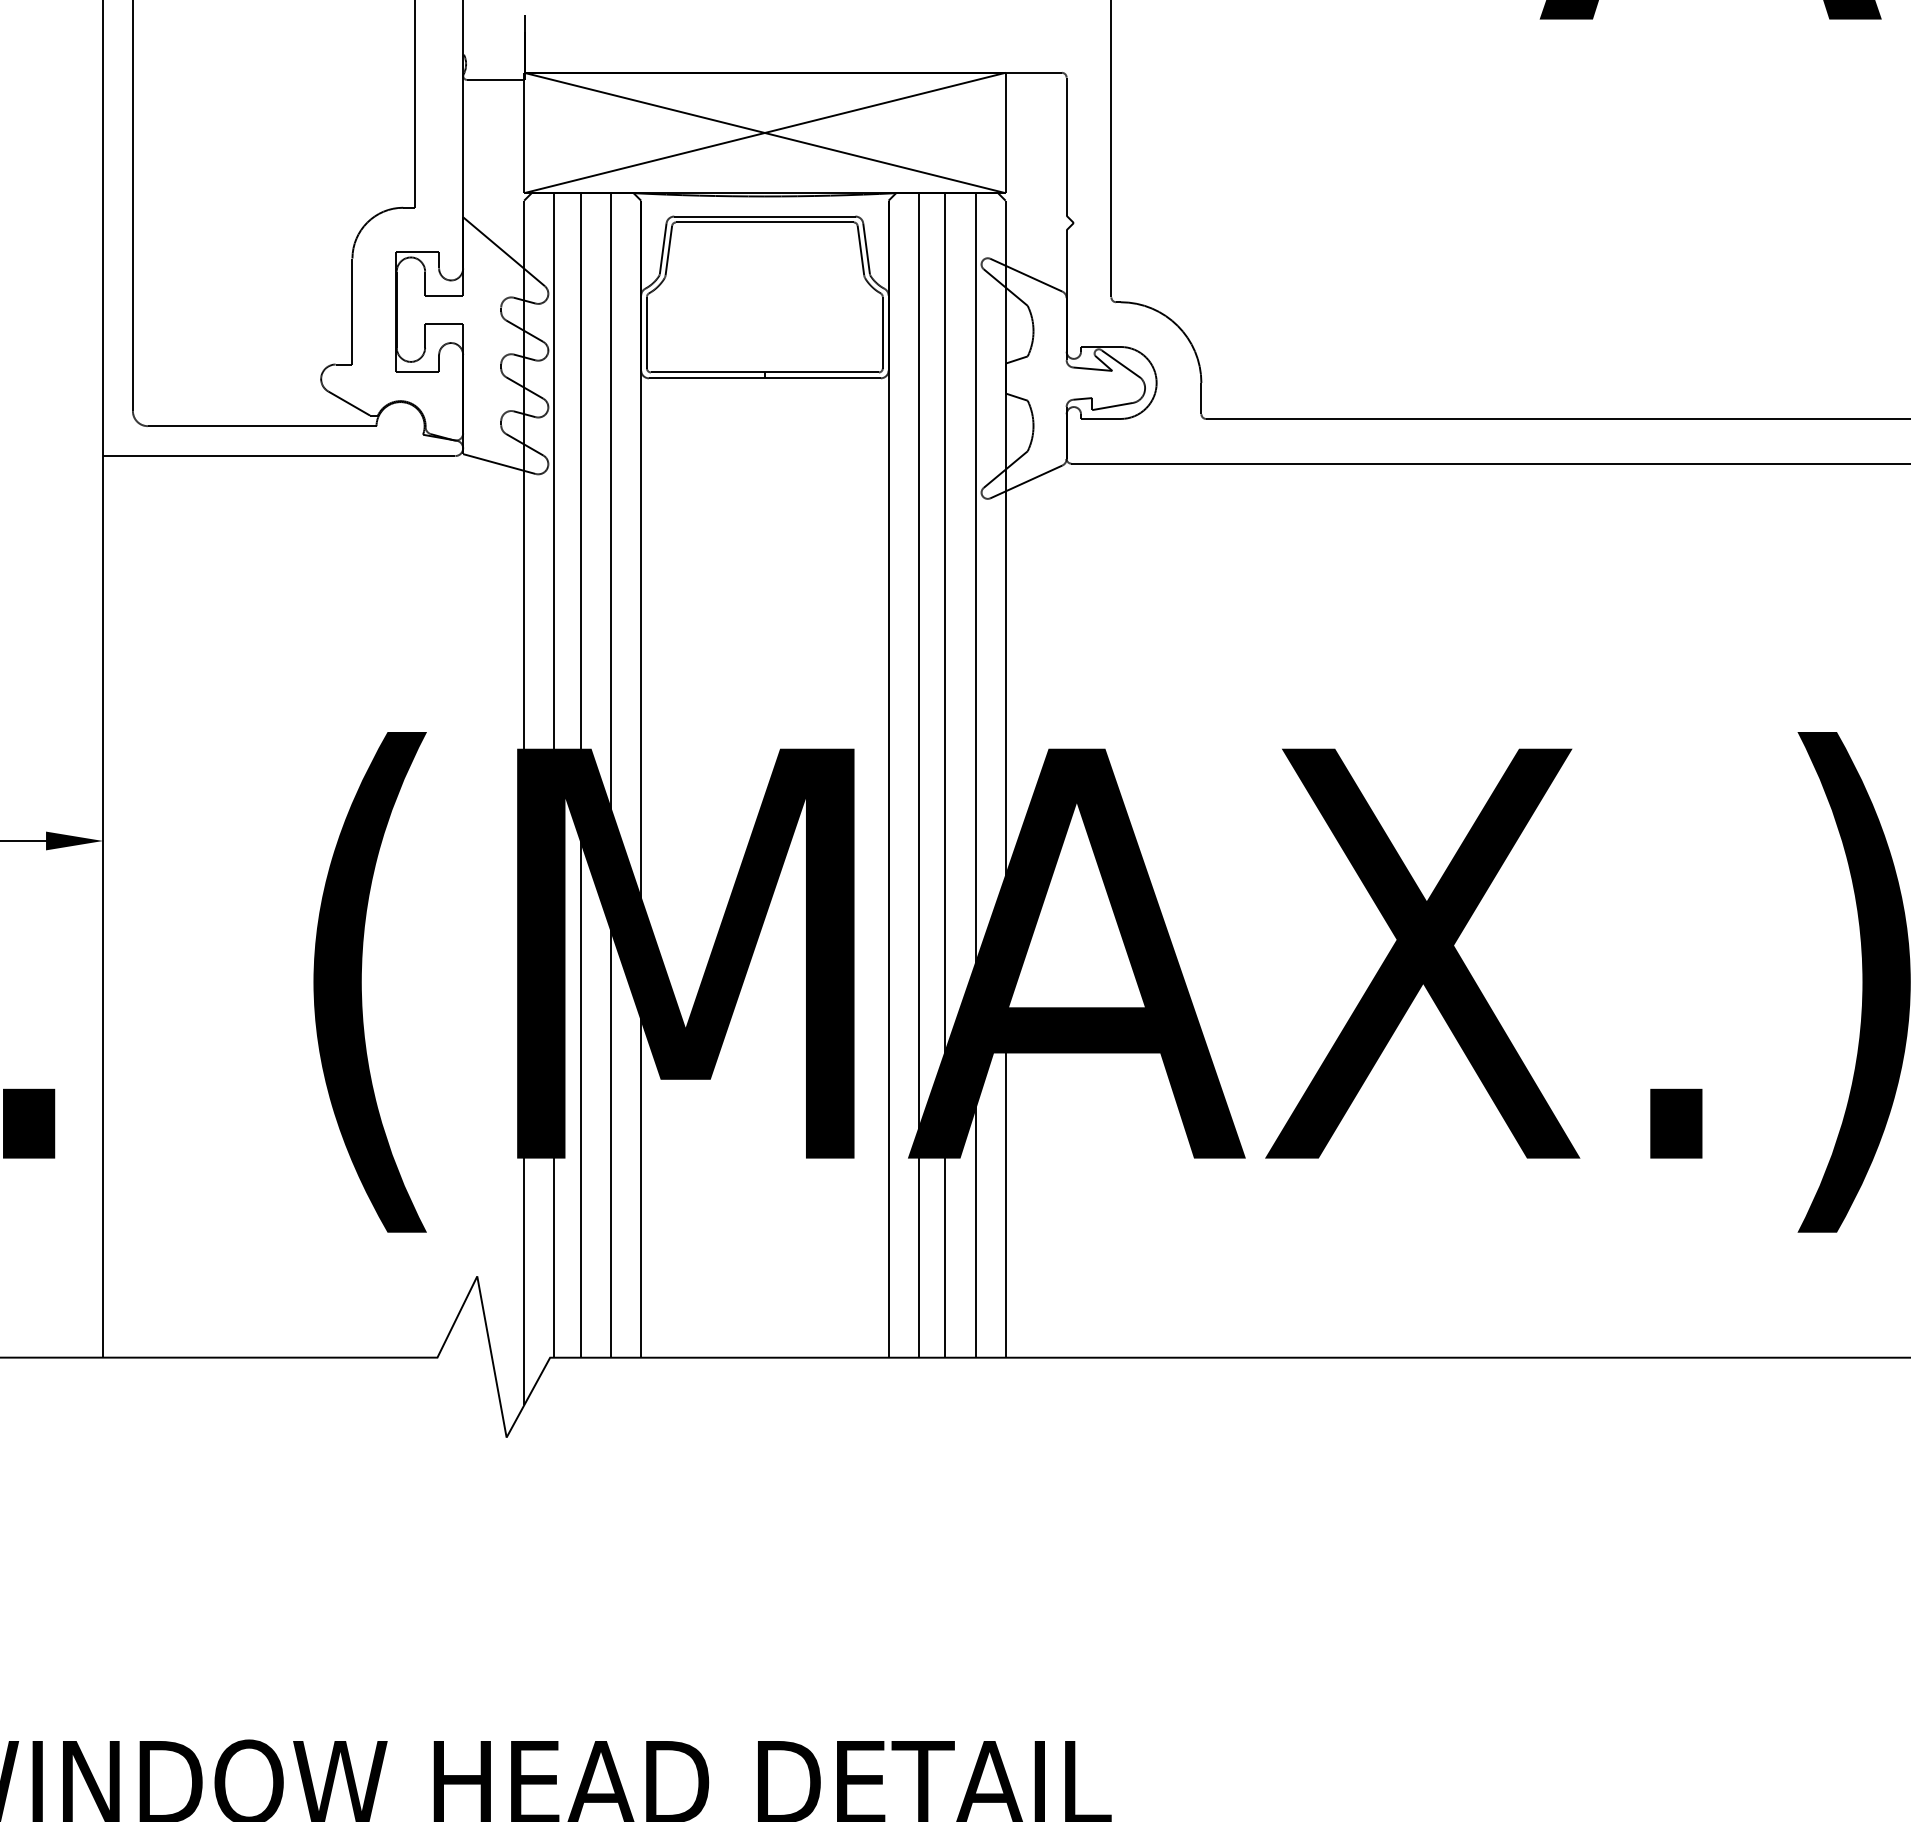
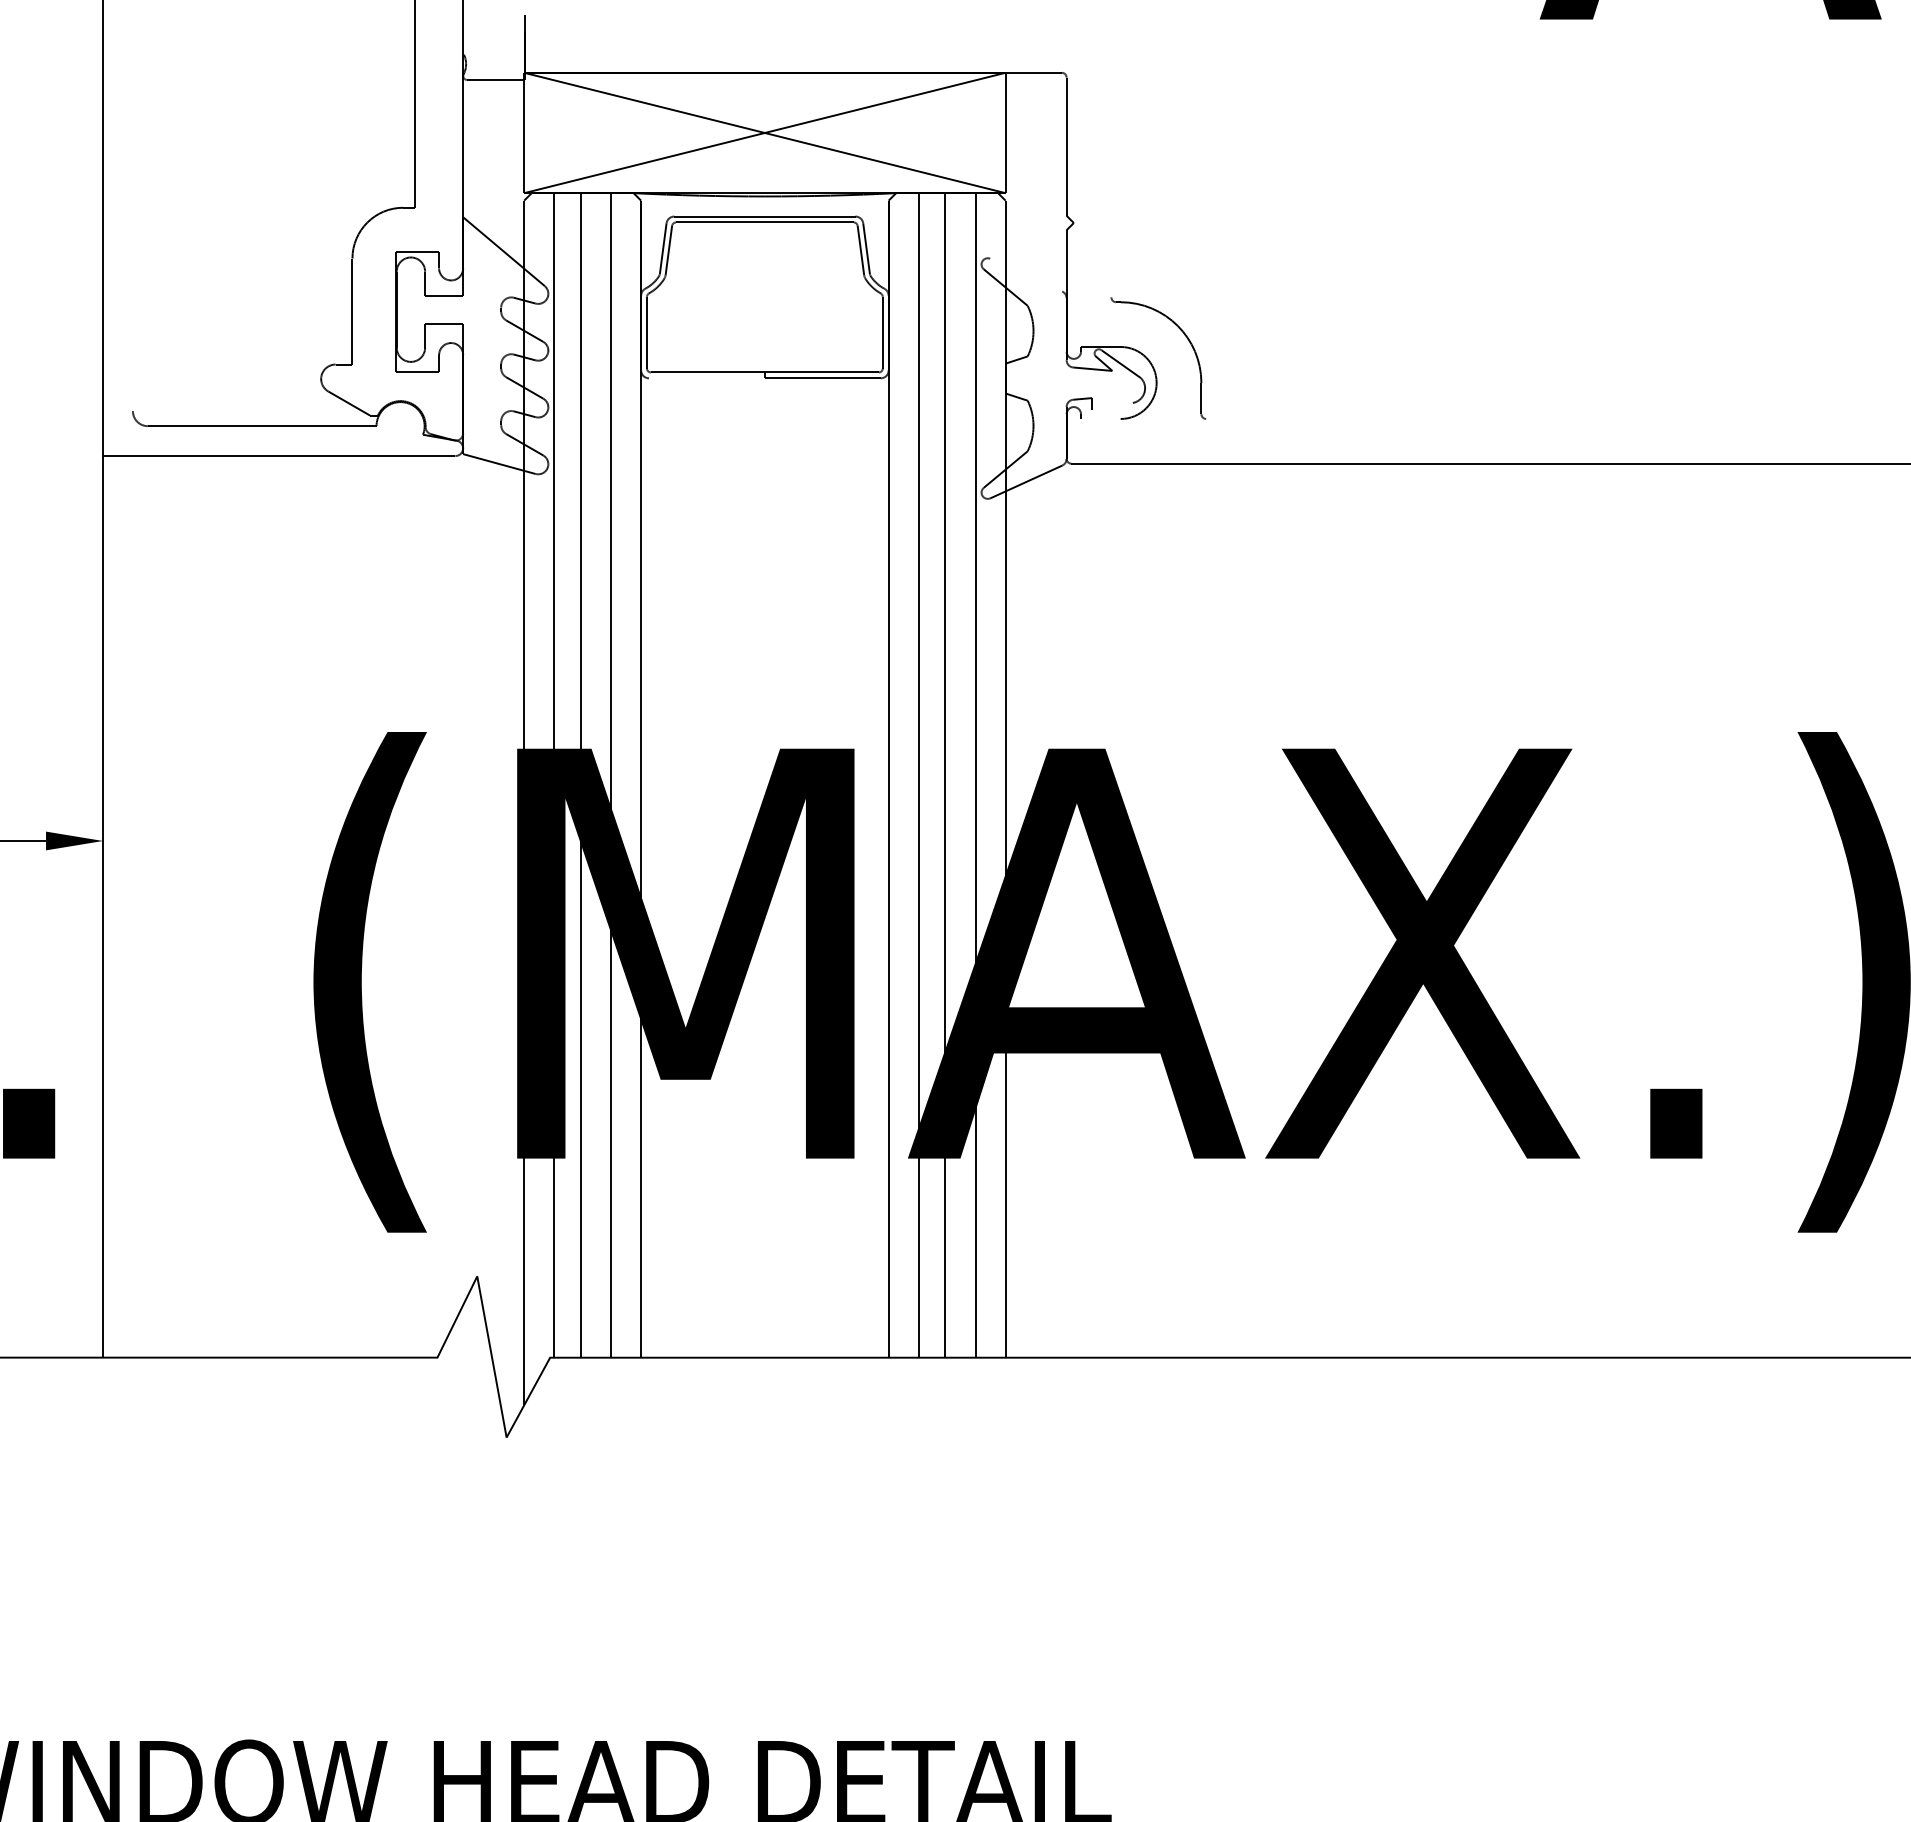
line: present -> none (1111, 149)
line: present -> none (132, 206)
line: present -> none (1026, 274)
line: present -> none (706, 378)
line: present -> none (1112, 406)
line: present -> none (1100, 418)
line: present -> none (1556, 418)
